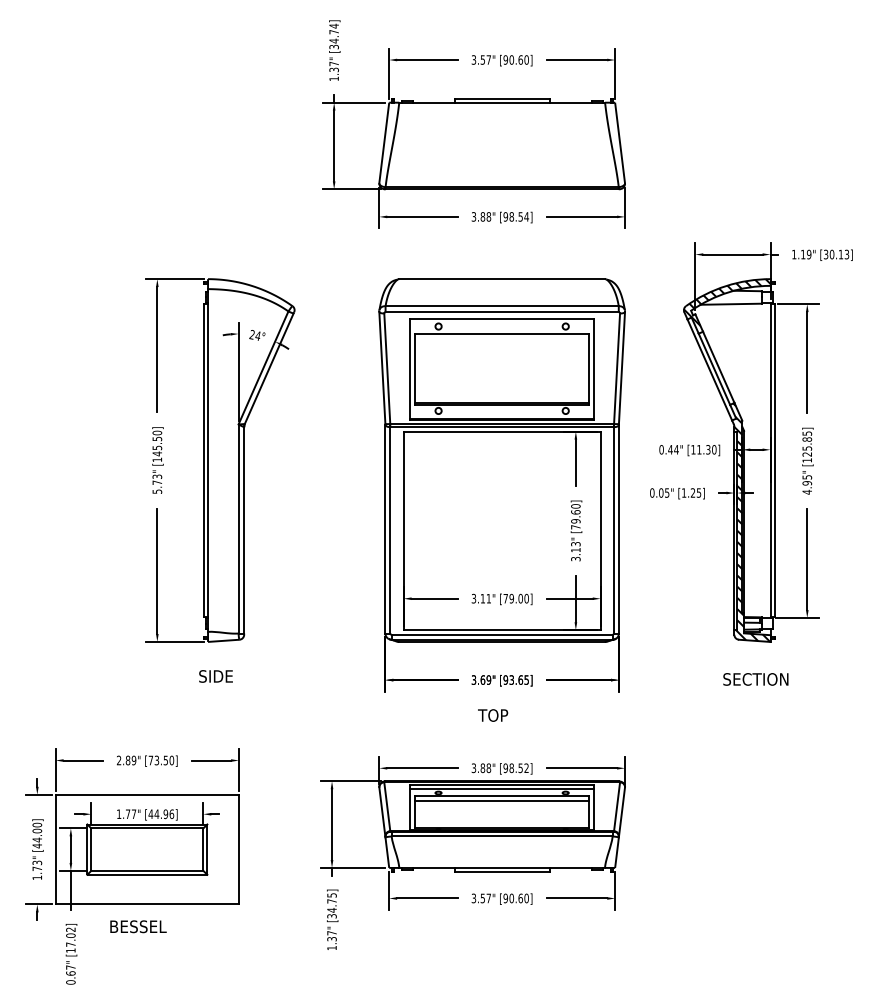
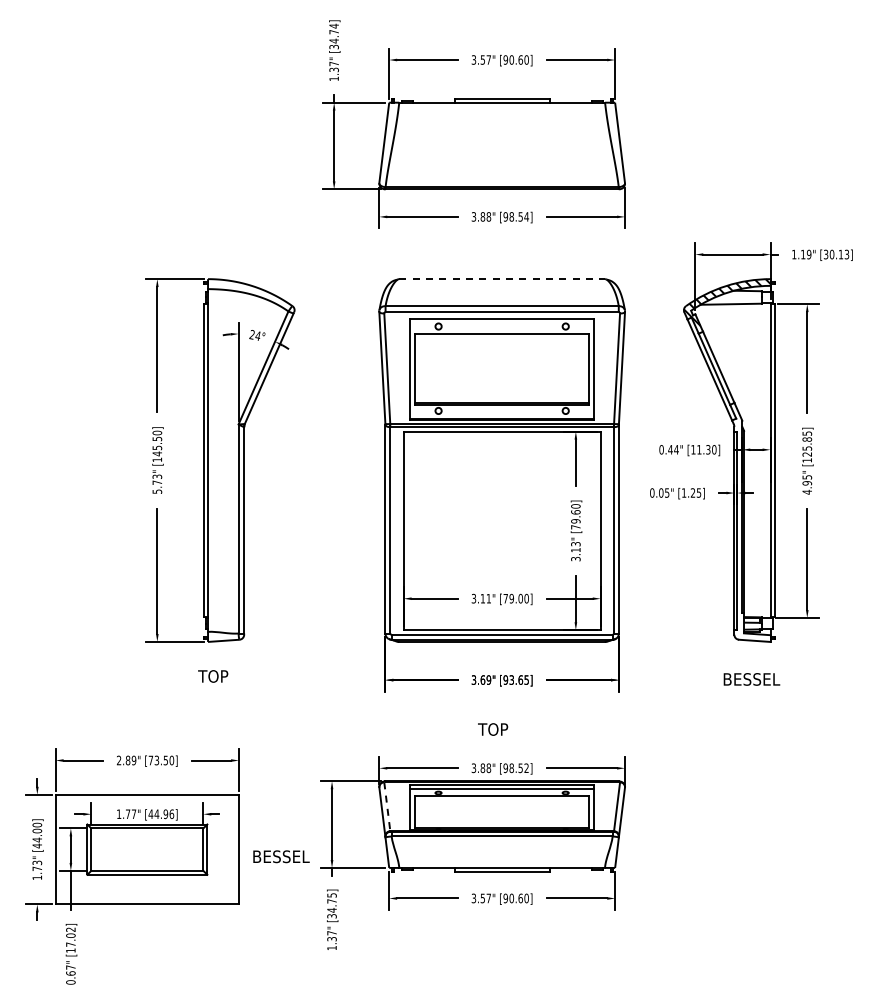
line: solid -> dashed (502, 279)
hatch: present -> none (751, 522)
text: SIDE -> TOP (215, 676)
text: SECTION -> BESSEL (755, 679)
text position: (493, 715) -> (493, 729) (493, 729)
line: present -> none (501, 800)
line: solid -> dashed (387, 806)
text position: (138, 926) -> (281, 856) (281, 856)
